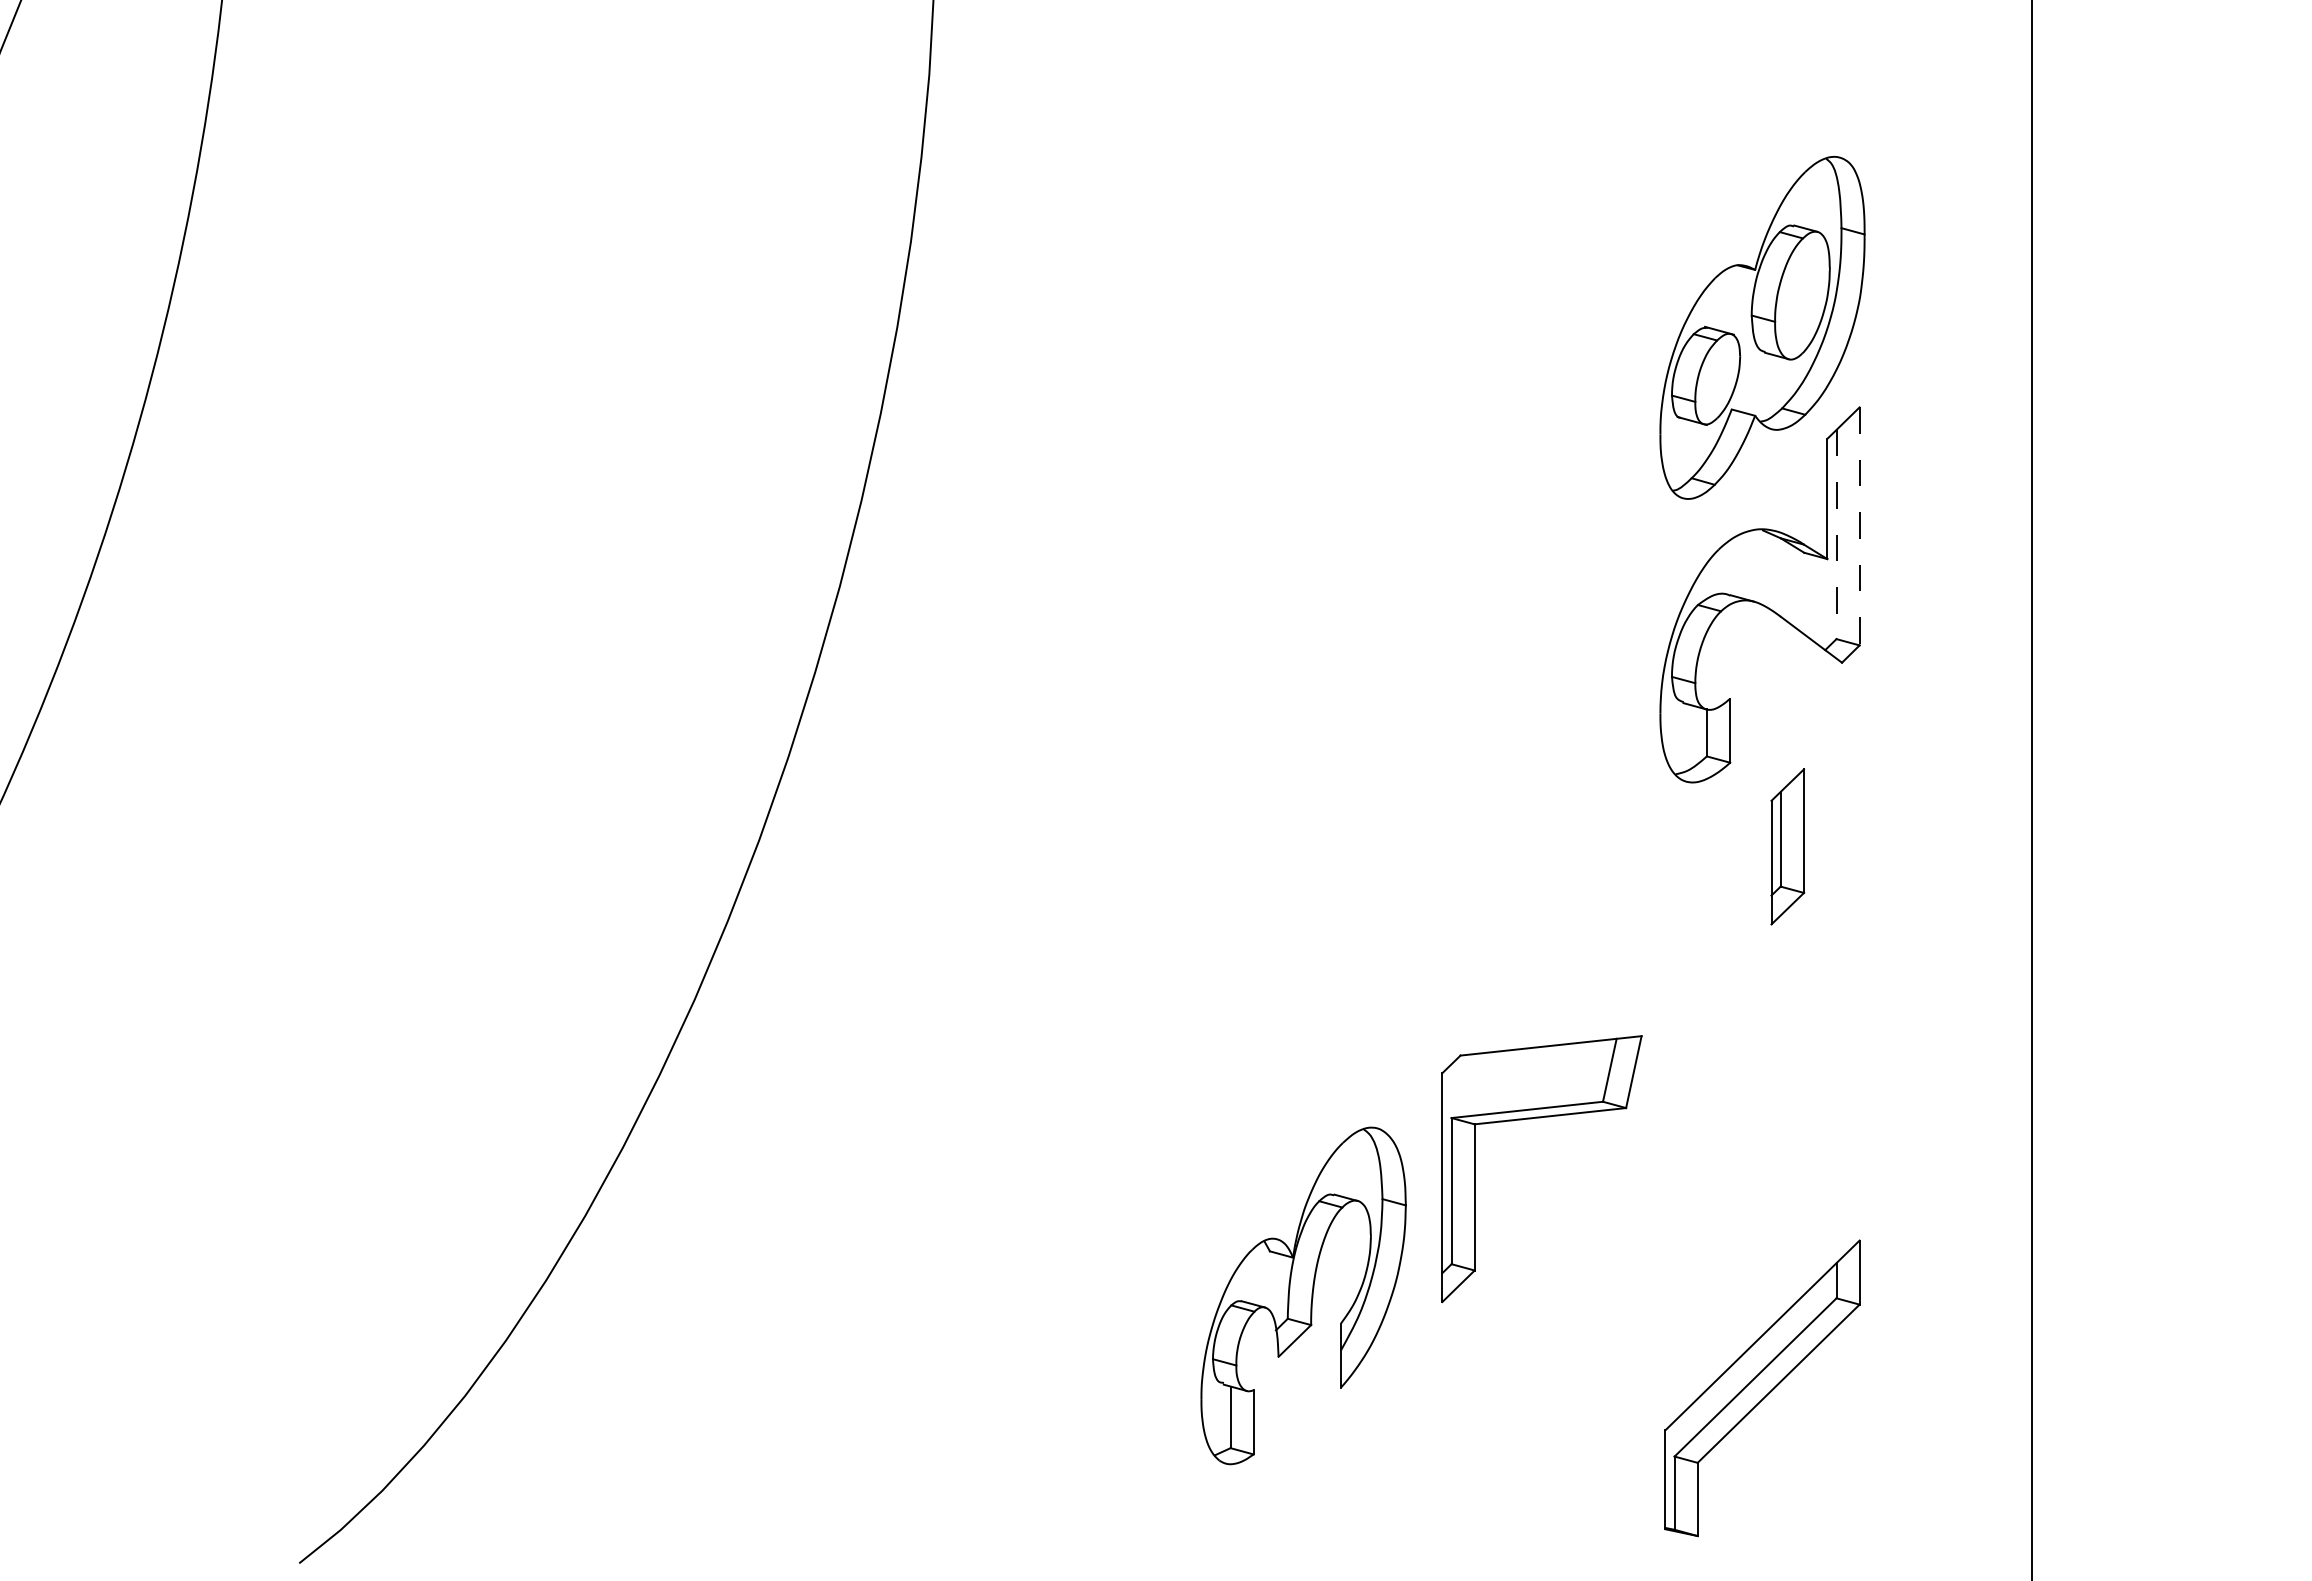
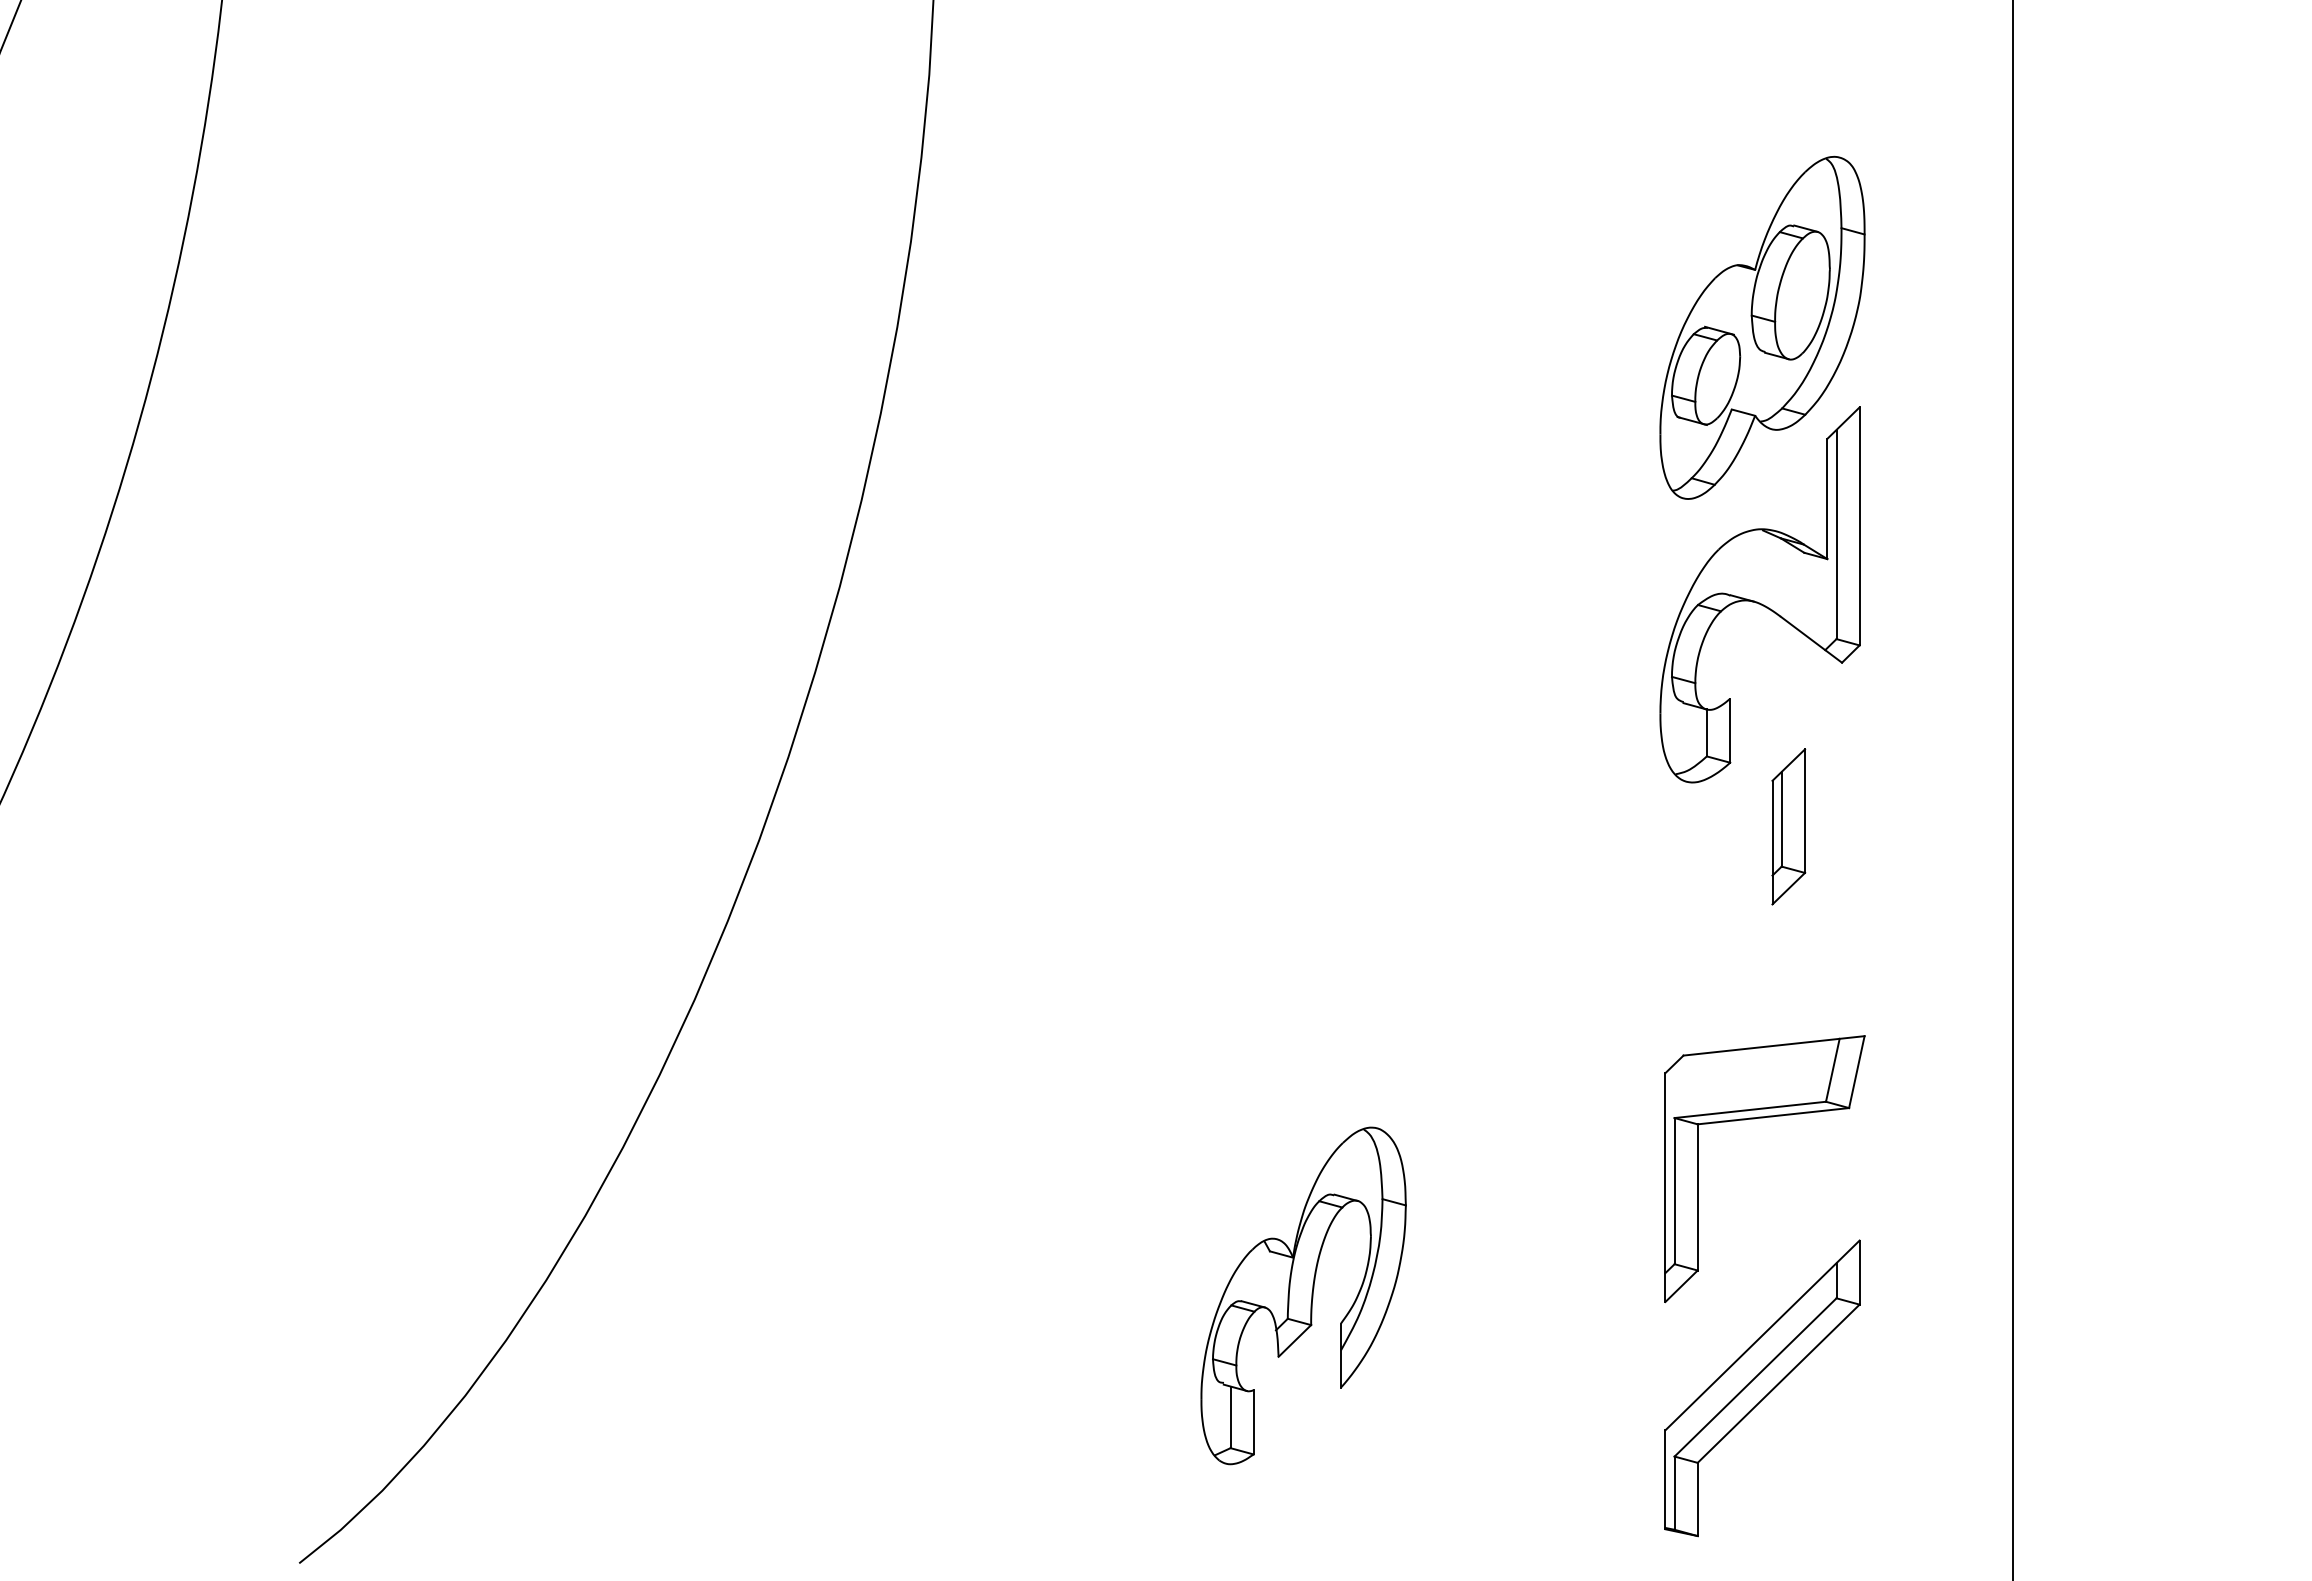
line: dashed -> solid (1859, 526)
line: dashed -> solid (1836, 534)
line position: (2032, 789) -> (2013, 789) (2013, 789)
part position: (1787, 846) -> (1788, 826) (1788, 826)
part position: (1531, 1119) -> (1754, 1119) (1754, 1119)
